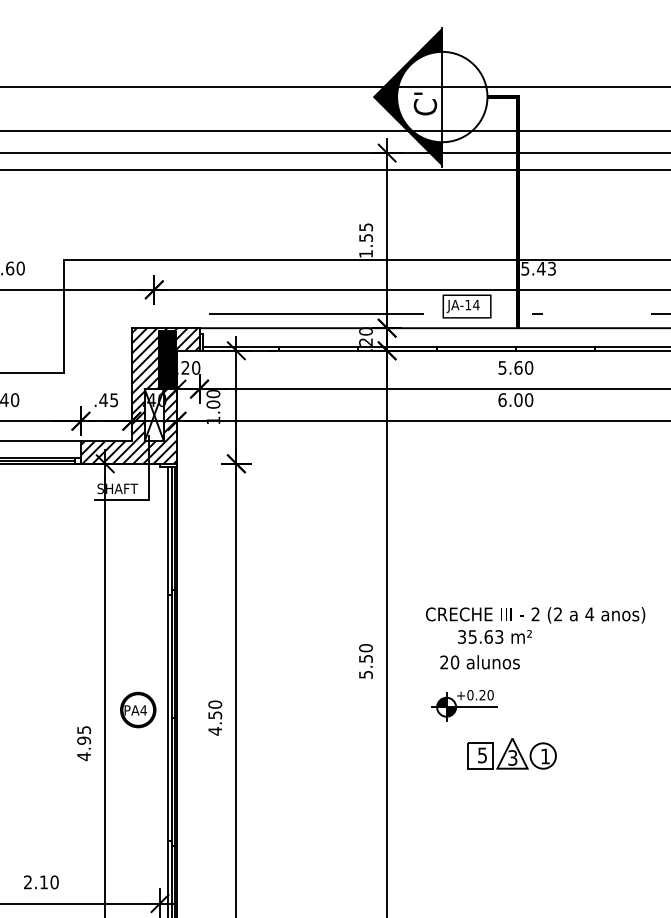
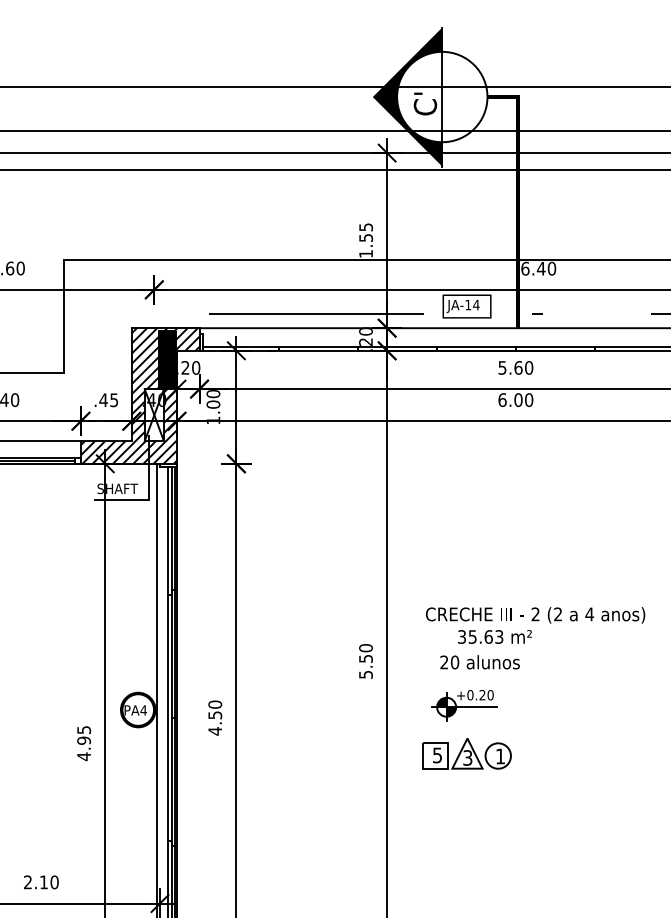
text: 5.43 -> 6.40 (538, 268)
line: none -> present (157, 688)
part position: (511, 753) -> (466, 753) (466, 753)
